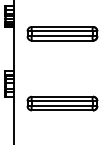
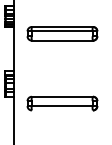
line: present -> none (61, 36)
line: present -> none (61, 101)
line: present -> none (61, 110)
